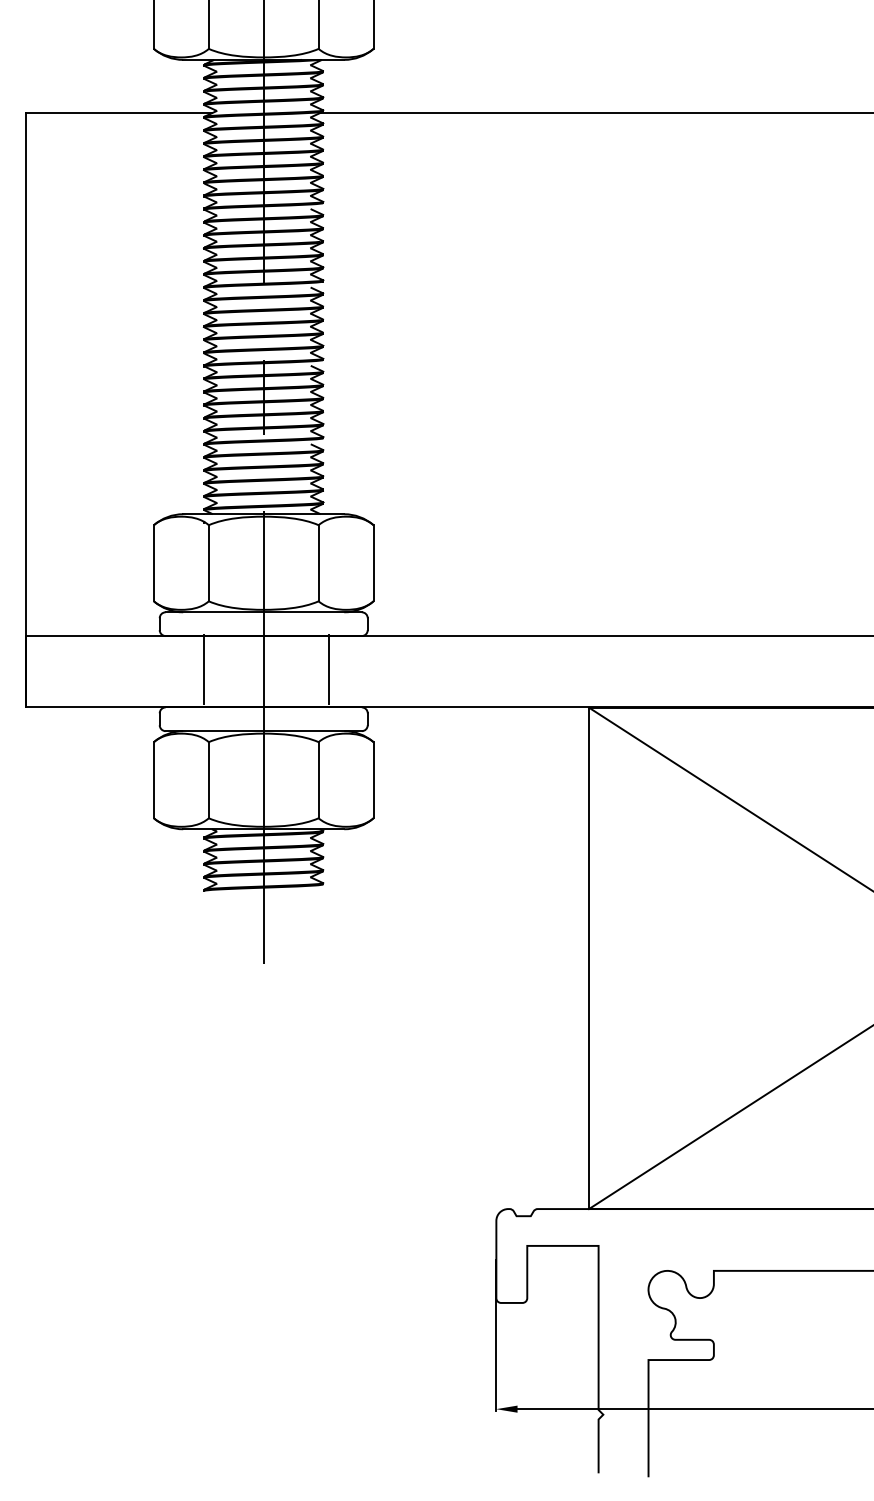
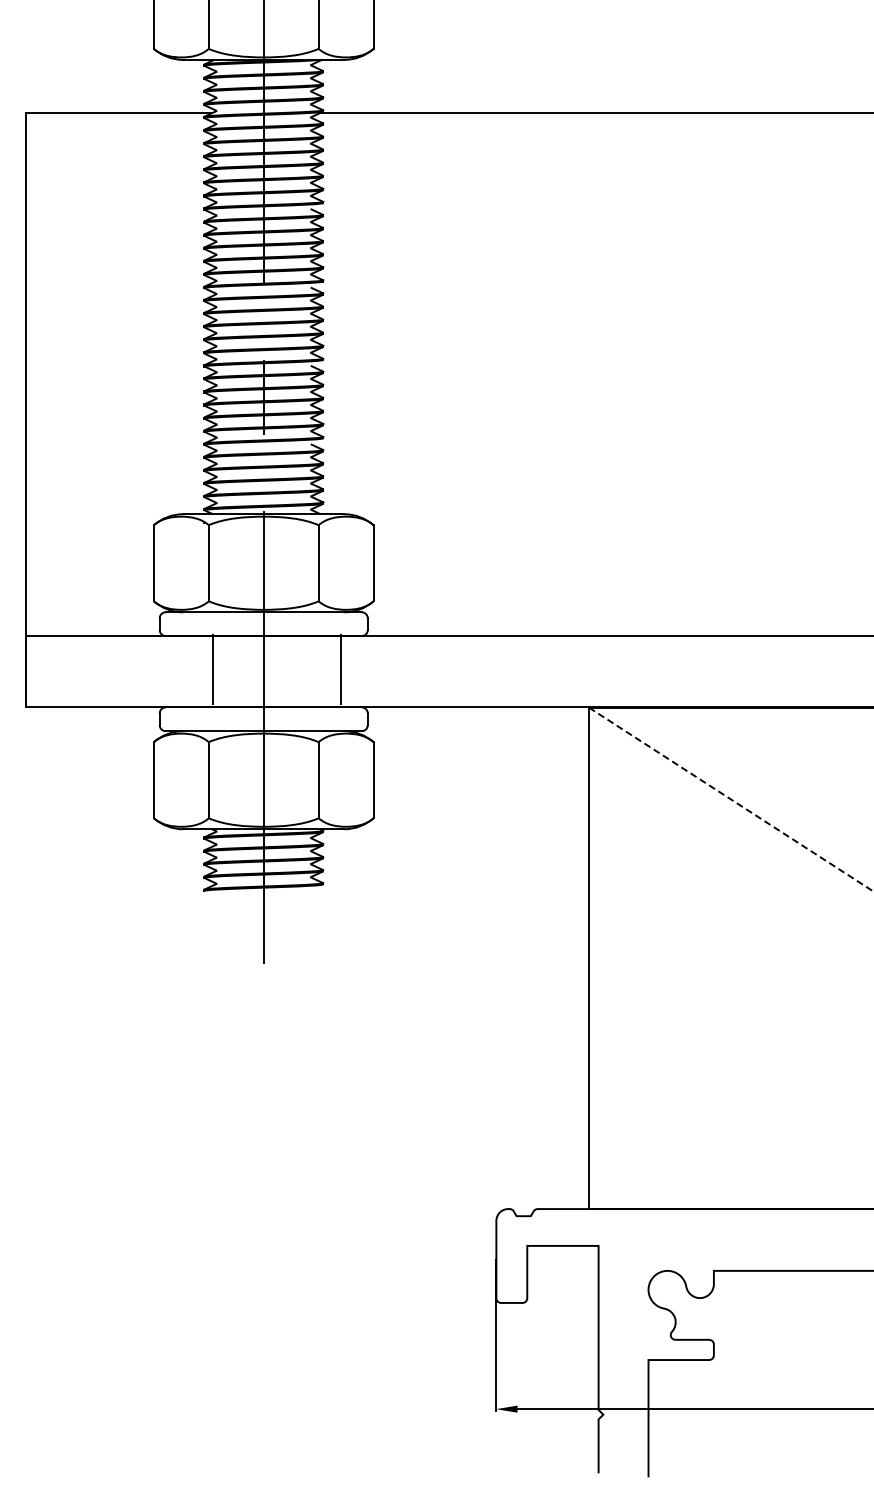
line position: (204, 669) -> (213, 669) (213, 669)
line position: (329, 669) -> (341, 669) (341, 669)
line: solid -> dashed (731, 799)
line: present -> none (729, 1118)
